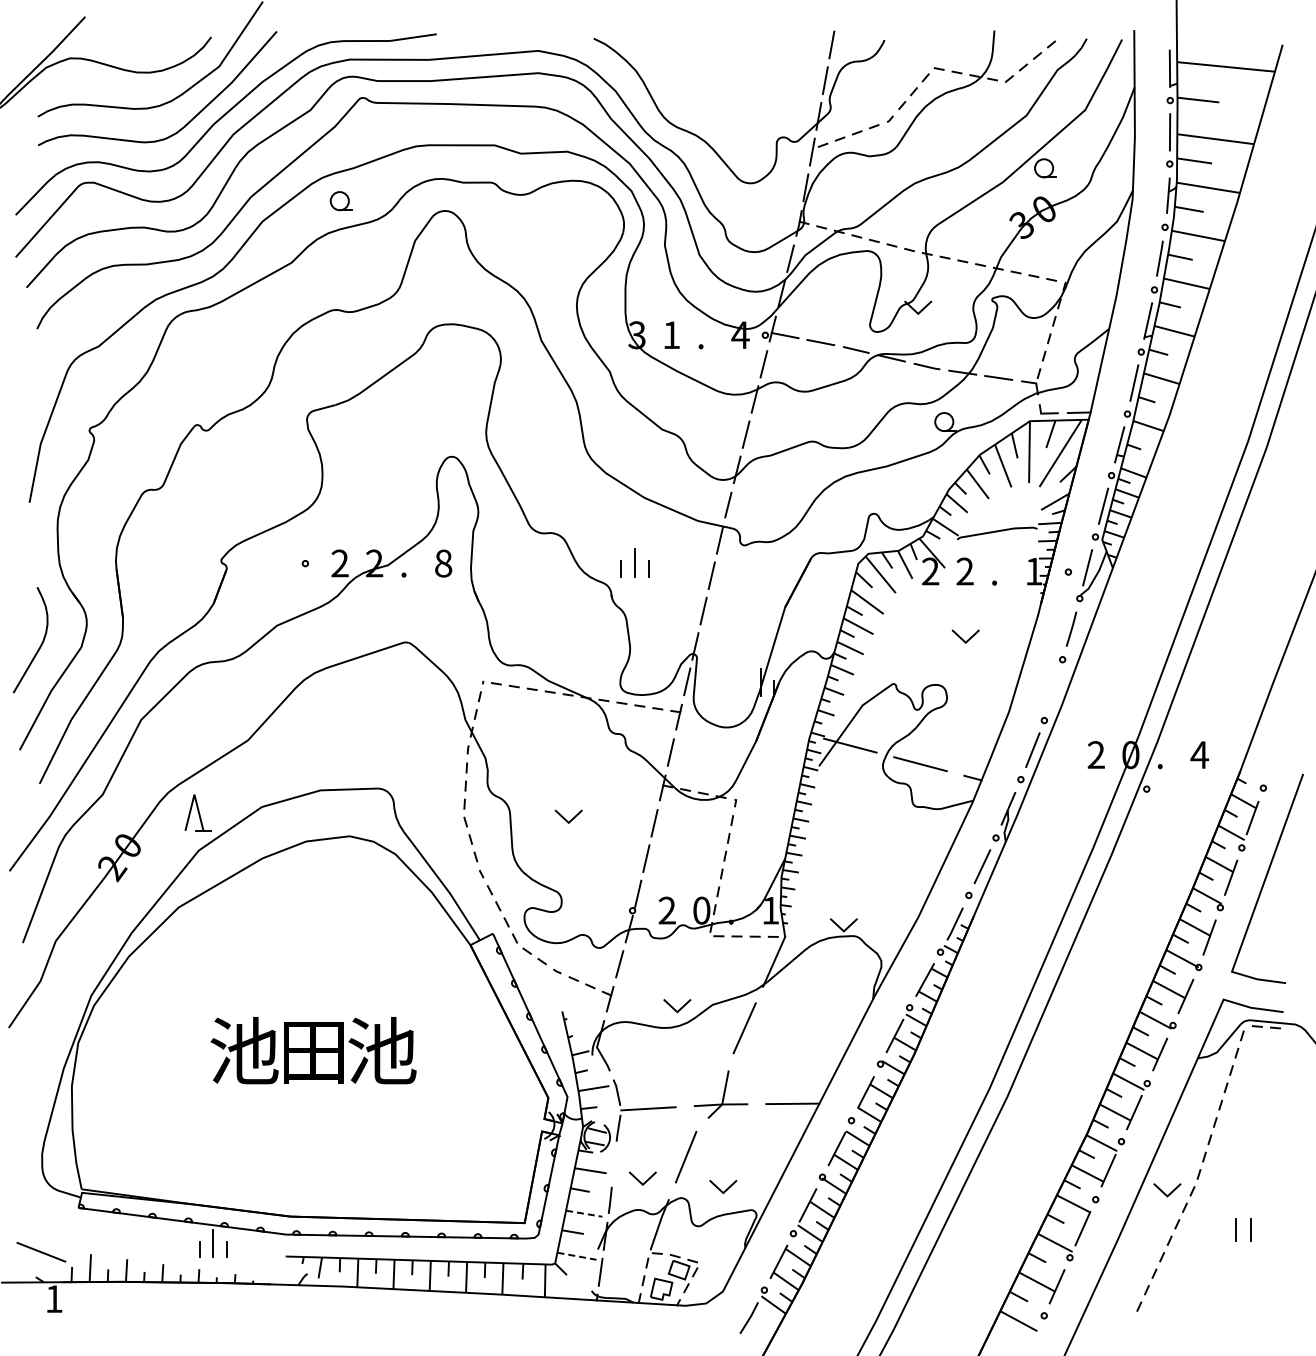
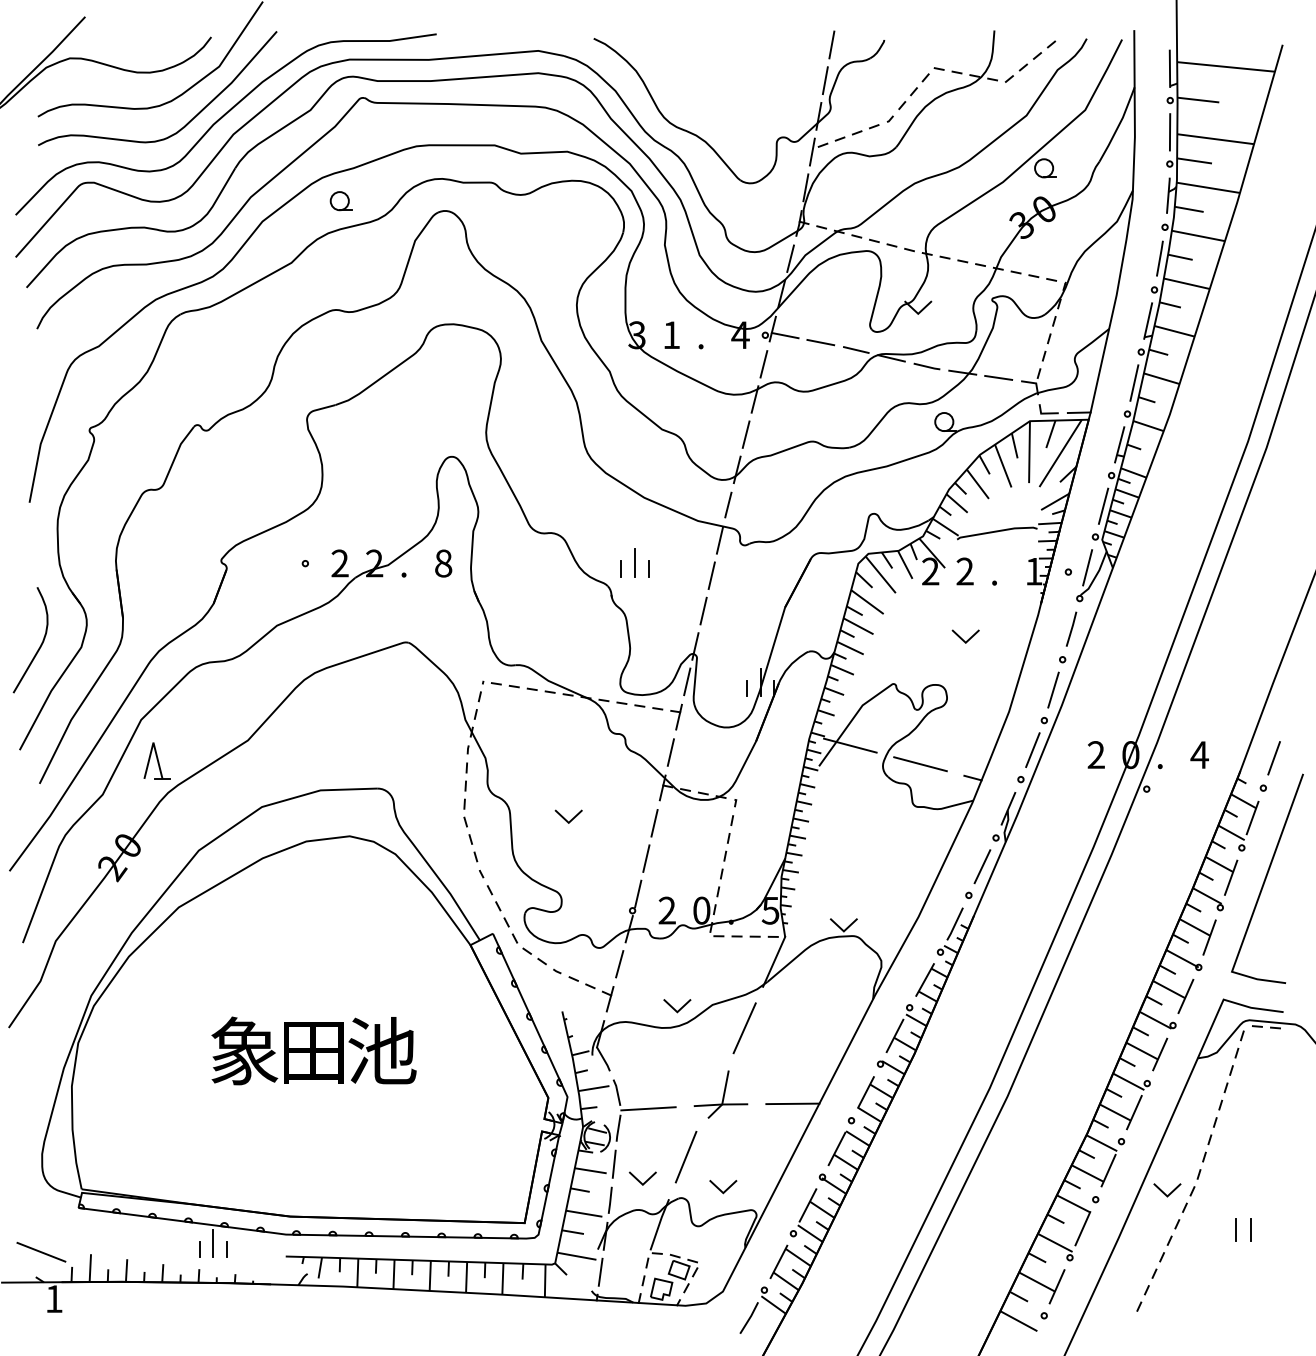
line: none -> present (746, 688)
line: none -> present (1053, 689)
line: none -> present (1273, 758)
part position: (197, 812) -> (156, 760) (156, 760)
text: 1 -> 5 (770, 910)
text: 池 -> 象 (244, 1050)
line: none -> present (613, 1163)
line: dashed -> solid (584, 1213)
line: dashed -> solid (576, 1256)
